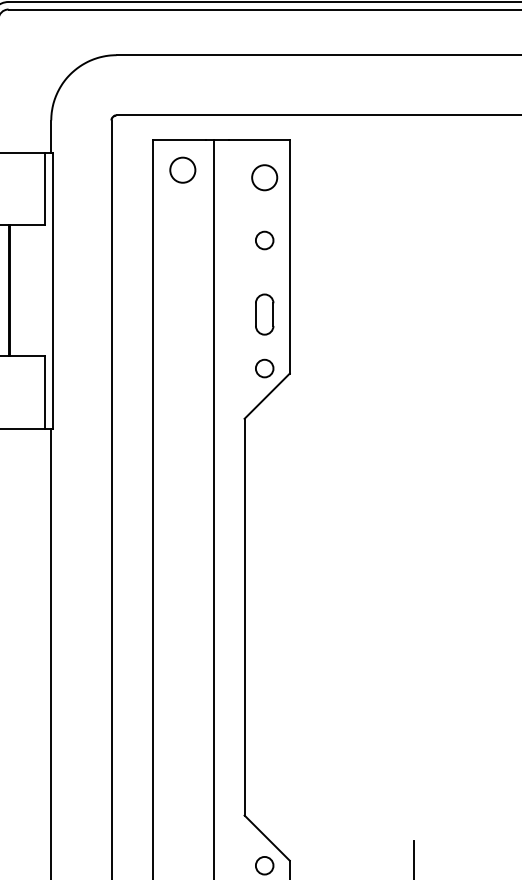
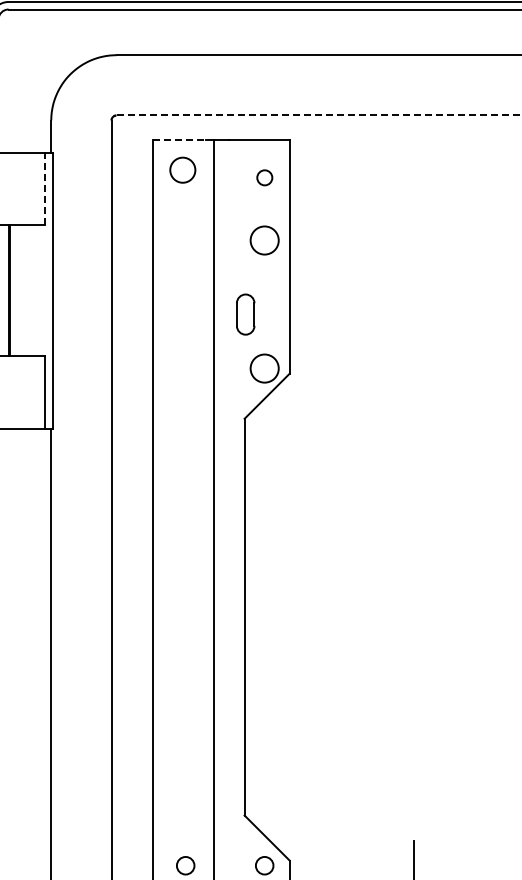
line: solid -> dashed (319, 115)
line: solid -> dashed (179, 140)
circle size: 28x28 px -> 18x18 px (264, 177)
line: solid -> dashed (44, 188)
circle diameter: 18 px -> 28 px (264, 240)
part position: (264, 314) -> (245, 314) (245, 314)
circle diameter: 18 px -> 28 px (264, 368)
circle: none -> present (185, 865)
